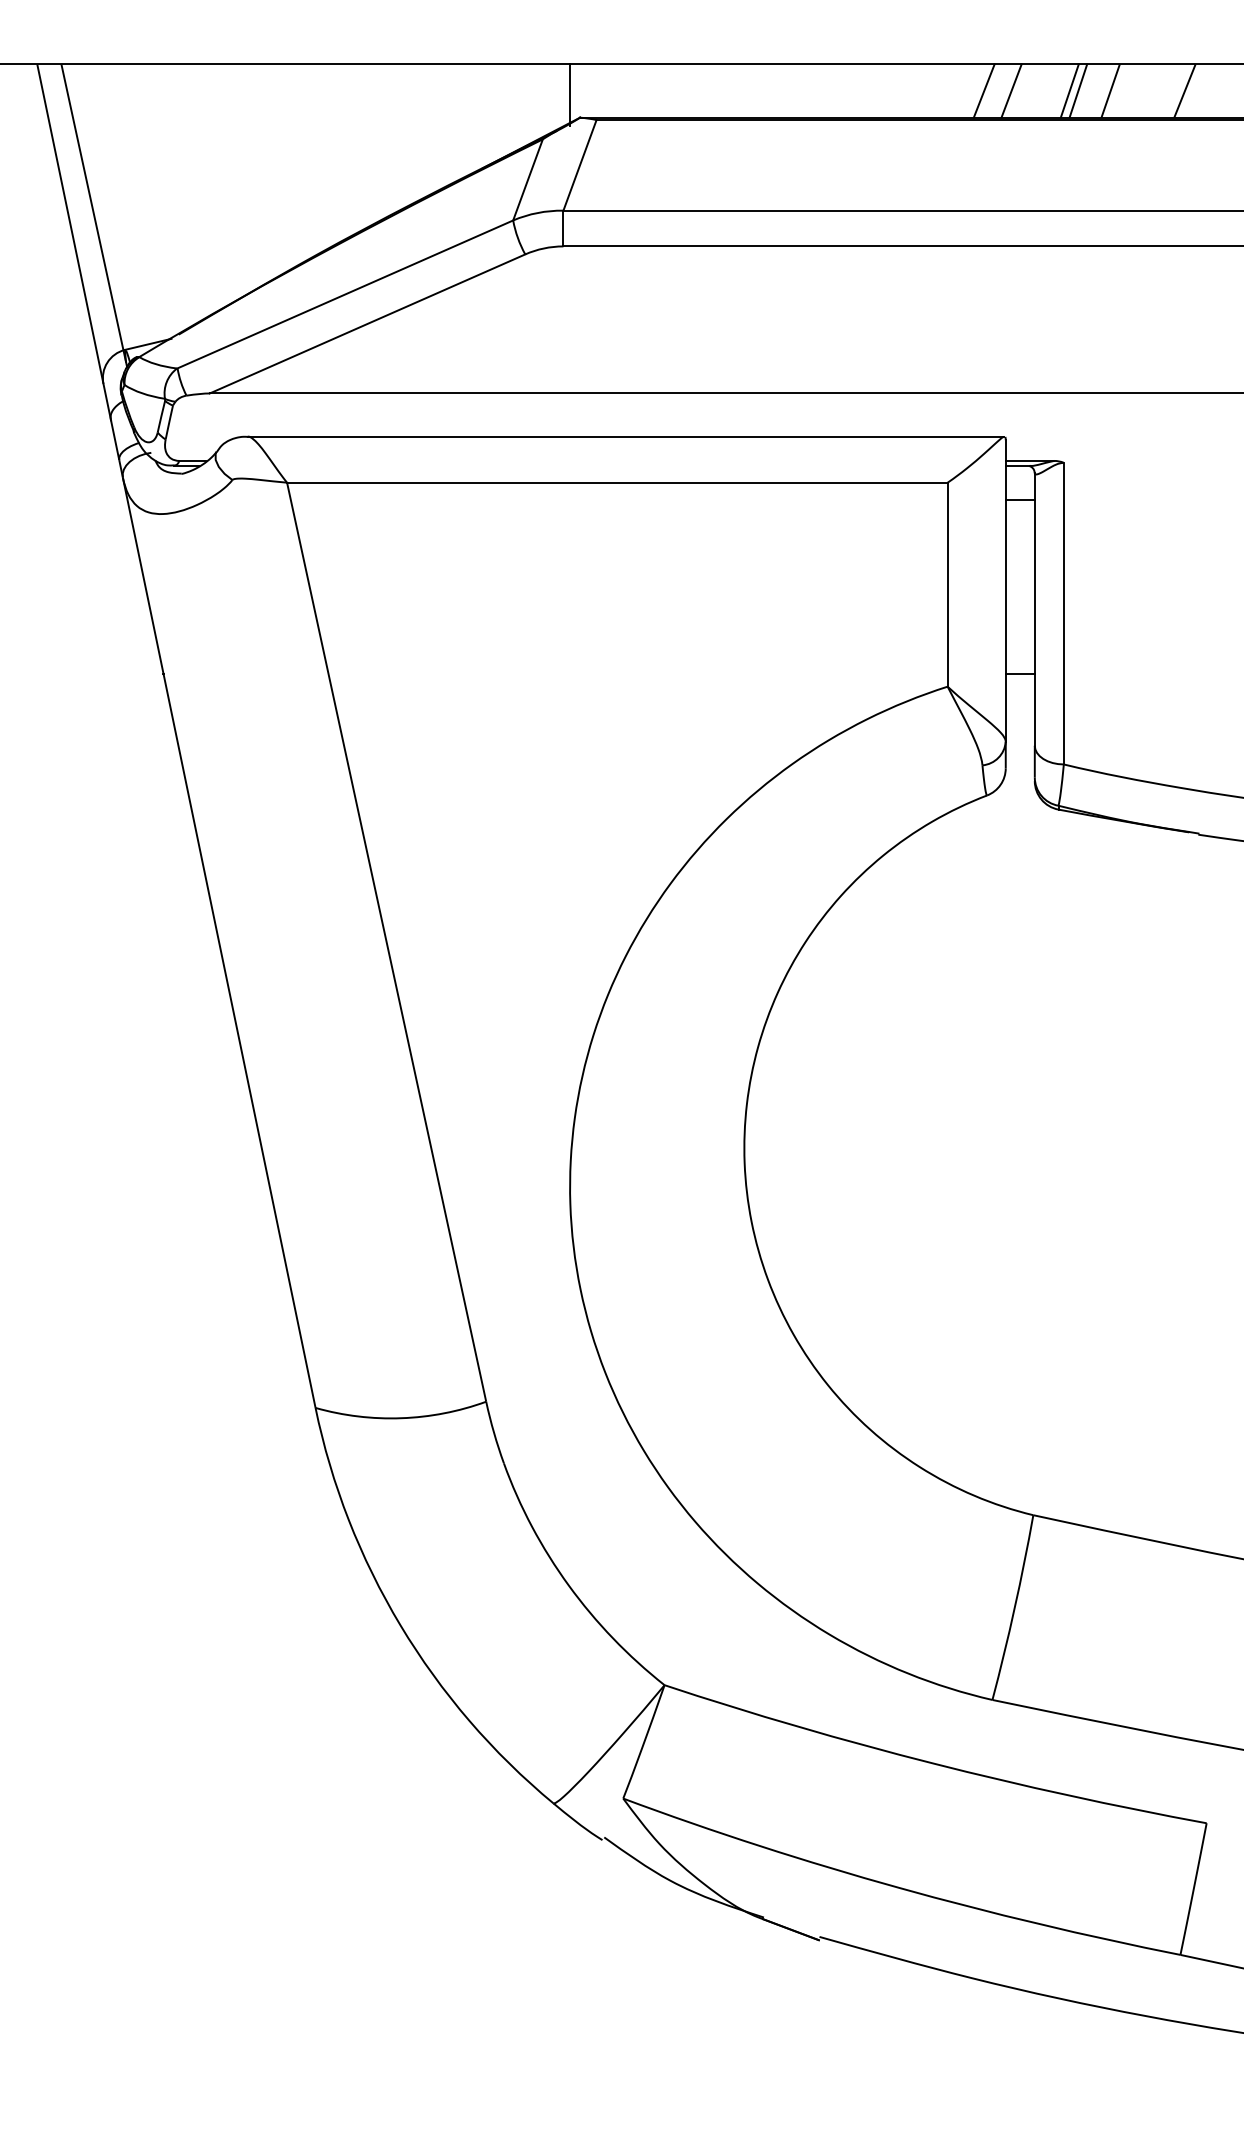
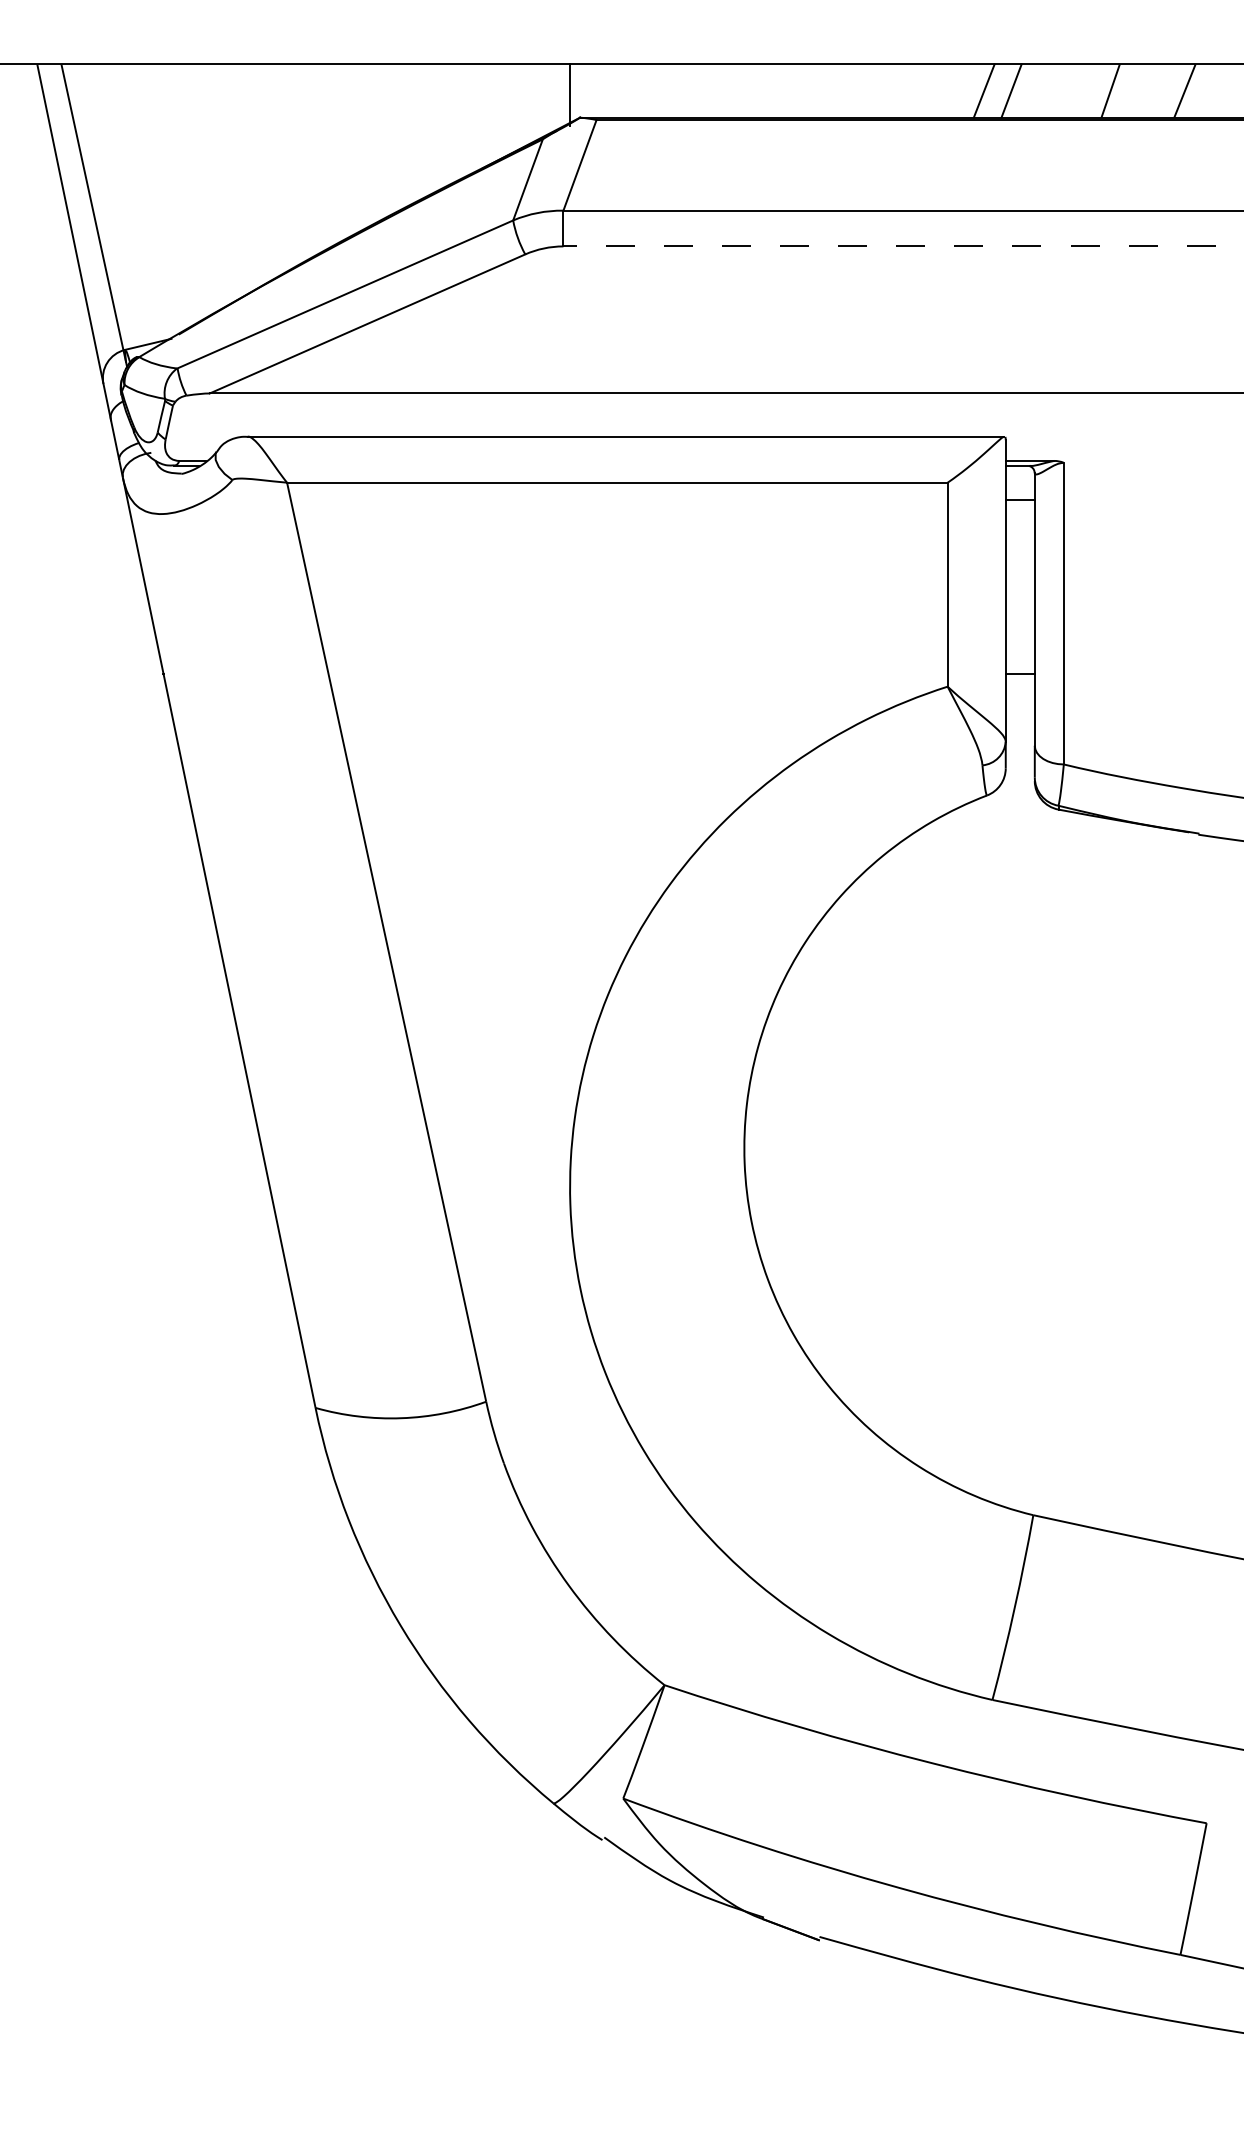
line: present -> none (1069, 90)
line: present -> none (1078, 90)
line: solid -> dashed (903, 246)
